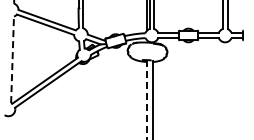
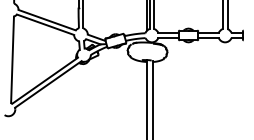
line: dashed -> solid (12, 59)
line: dashed -> solid (147, 99)
